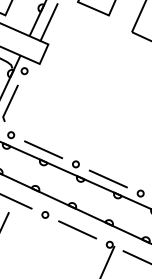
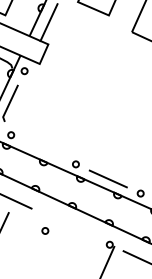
line: present -> none (43, 149)
circle position: (45, 214) -> (45, 230) (45, 230)
line: present -> none (77, 229)
